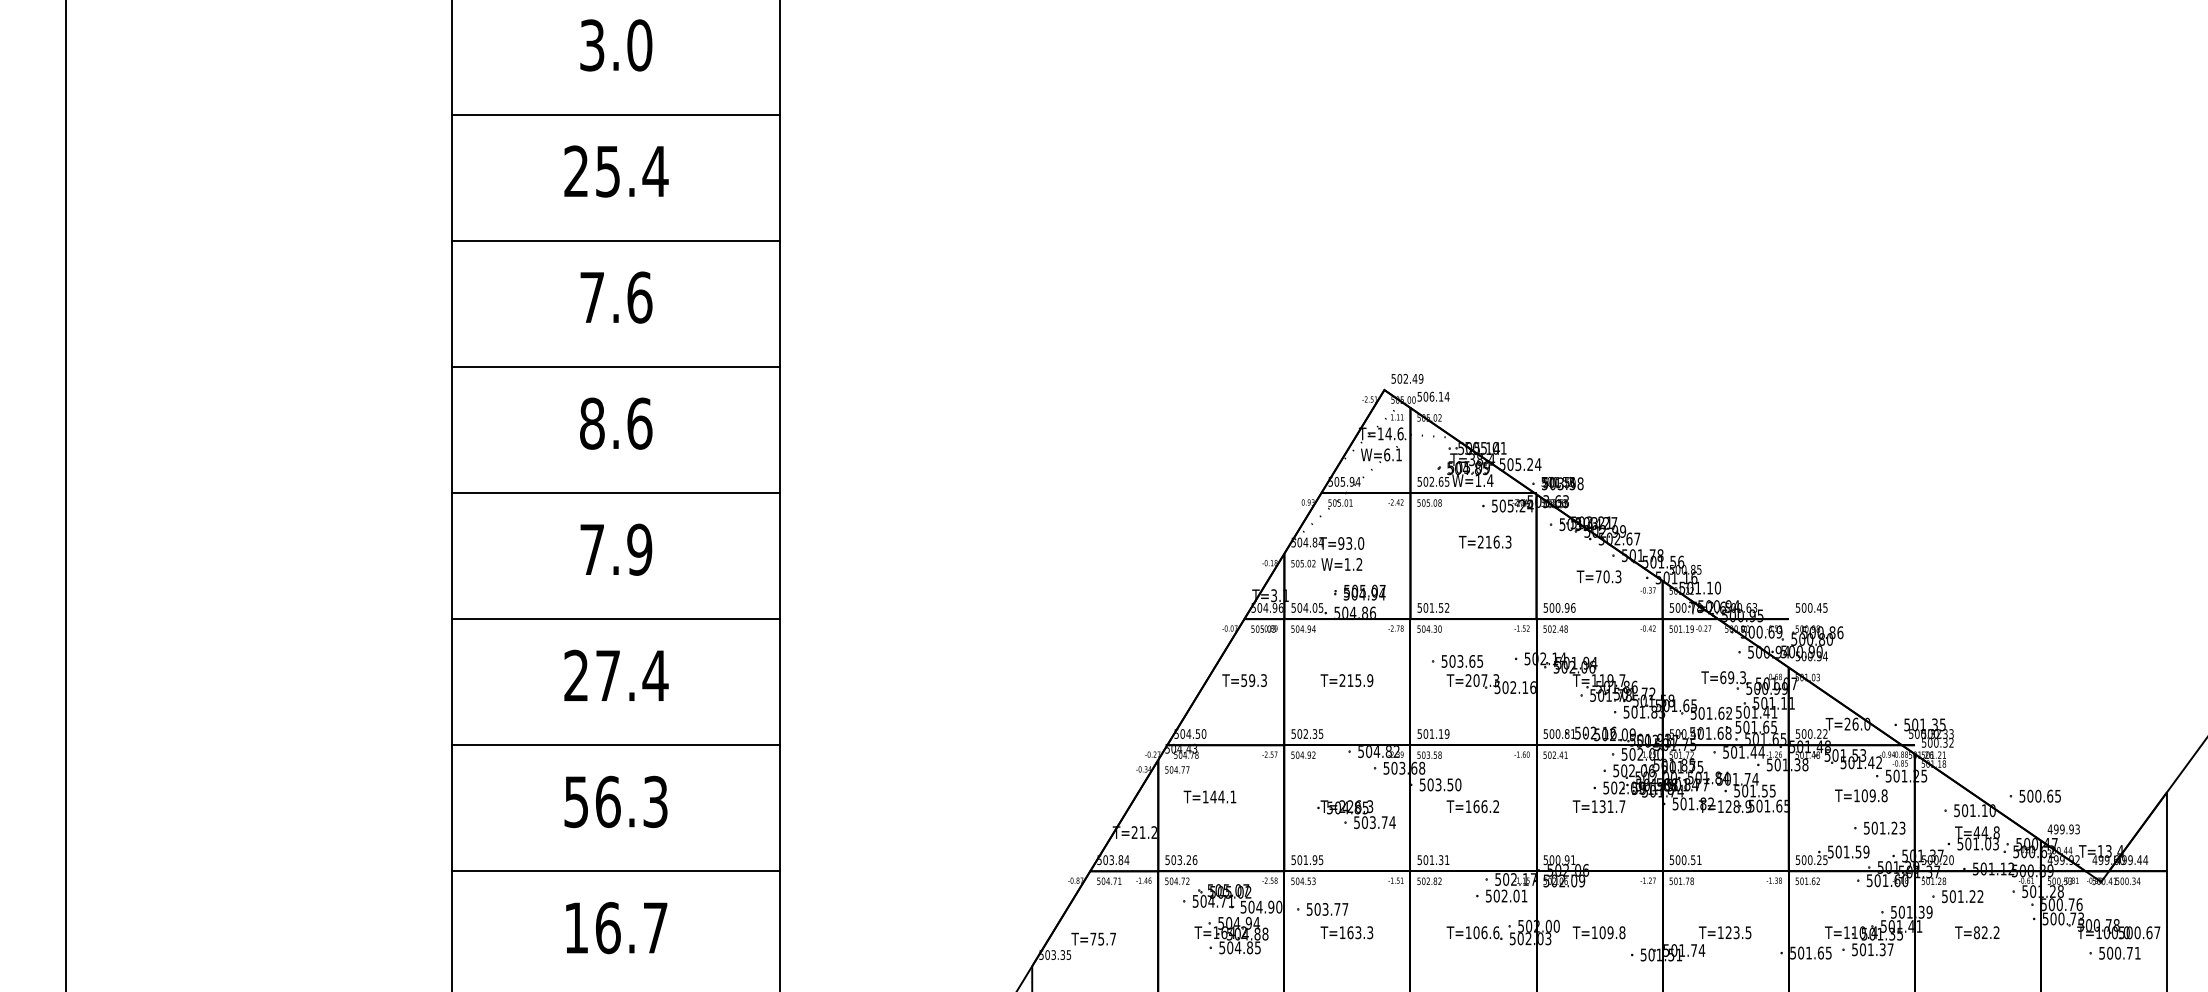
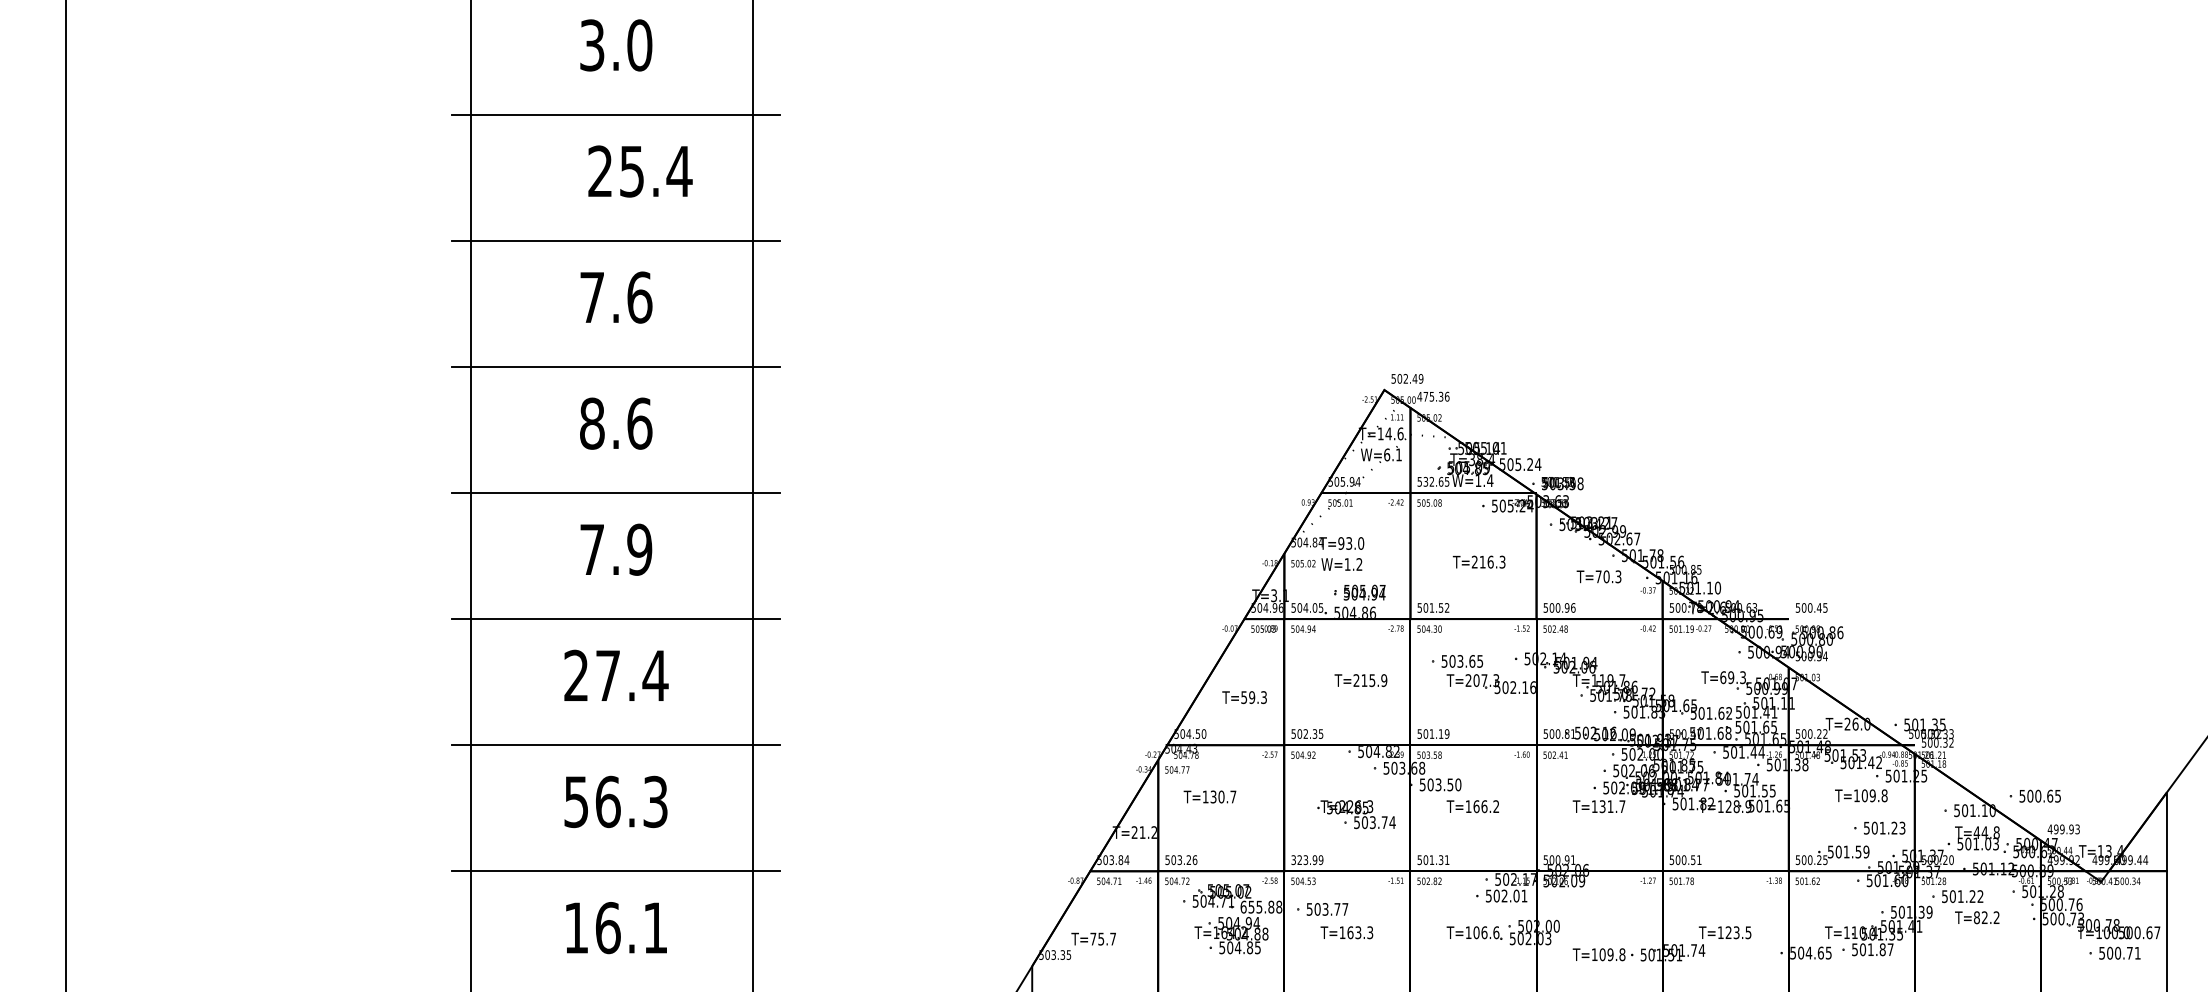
text position: (616, 171) -> (640, 171) (640, 171)
text: 506.14 -> 475.36 (1433, 396)
text: 502.65 -> 532.65 (1425, 481)
line position: (452, 495) -> (471, 495) (471, 495)
line position: (780, 495) -> (753, 495) (753, 495)
text position: (1484, 541) -> (1478, 561) (1478, 561)
text position: (1244, 680) -> (1244, 697) (1244, 697)
text position: (1346, 680) -> (1360, 680) (1360, 680)
text: T=144.1 -> T=130.7 (1223, 796)
text: 501.95 -> 323.99 (1307, 860)
text: 504.90 -> 655.88 (1261, 906)
text: 16.7 -> 16.1 (655, 927)
text position: (1598, 932) -> (1598, 954) (1598, 954)
text position: (1977, 932) -> (1977, 917) (1977, 917)
text: 501.37 -> 501.87 (1882, 949)
text: 501.65 -> 504.65 (1808, 952)
